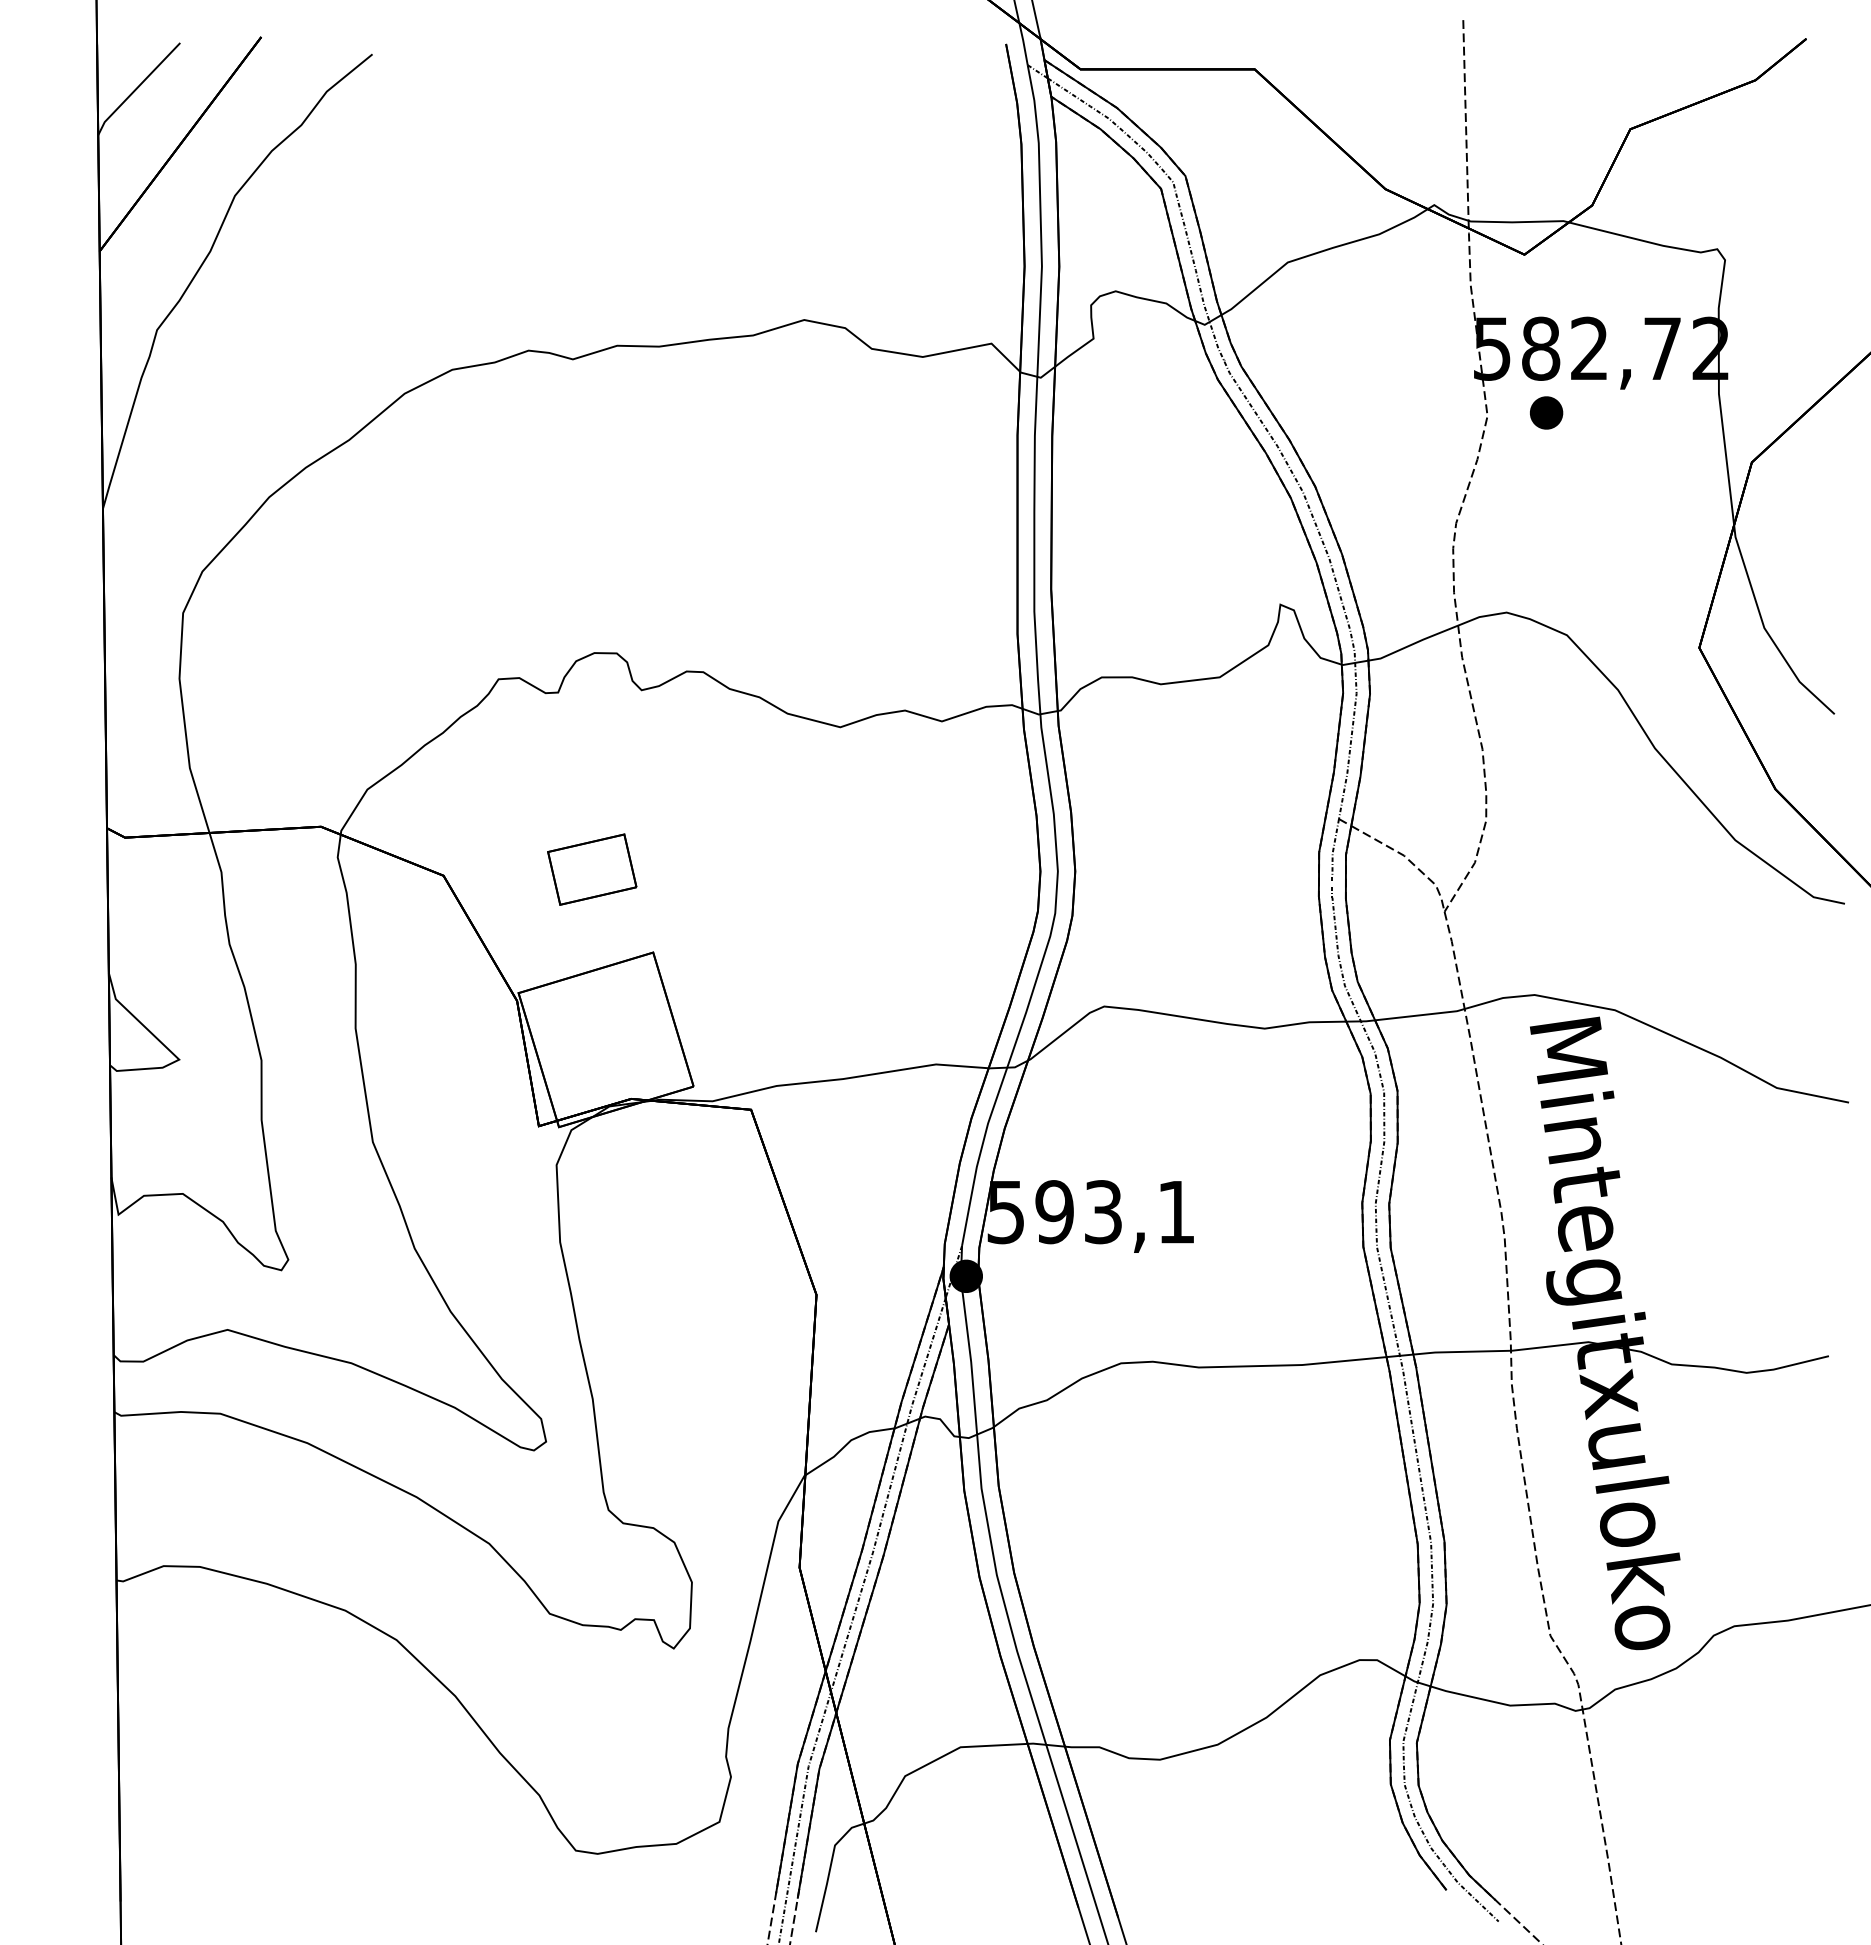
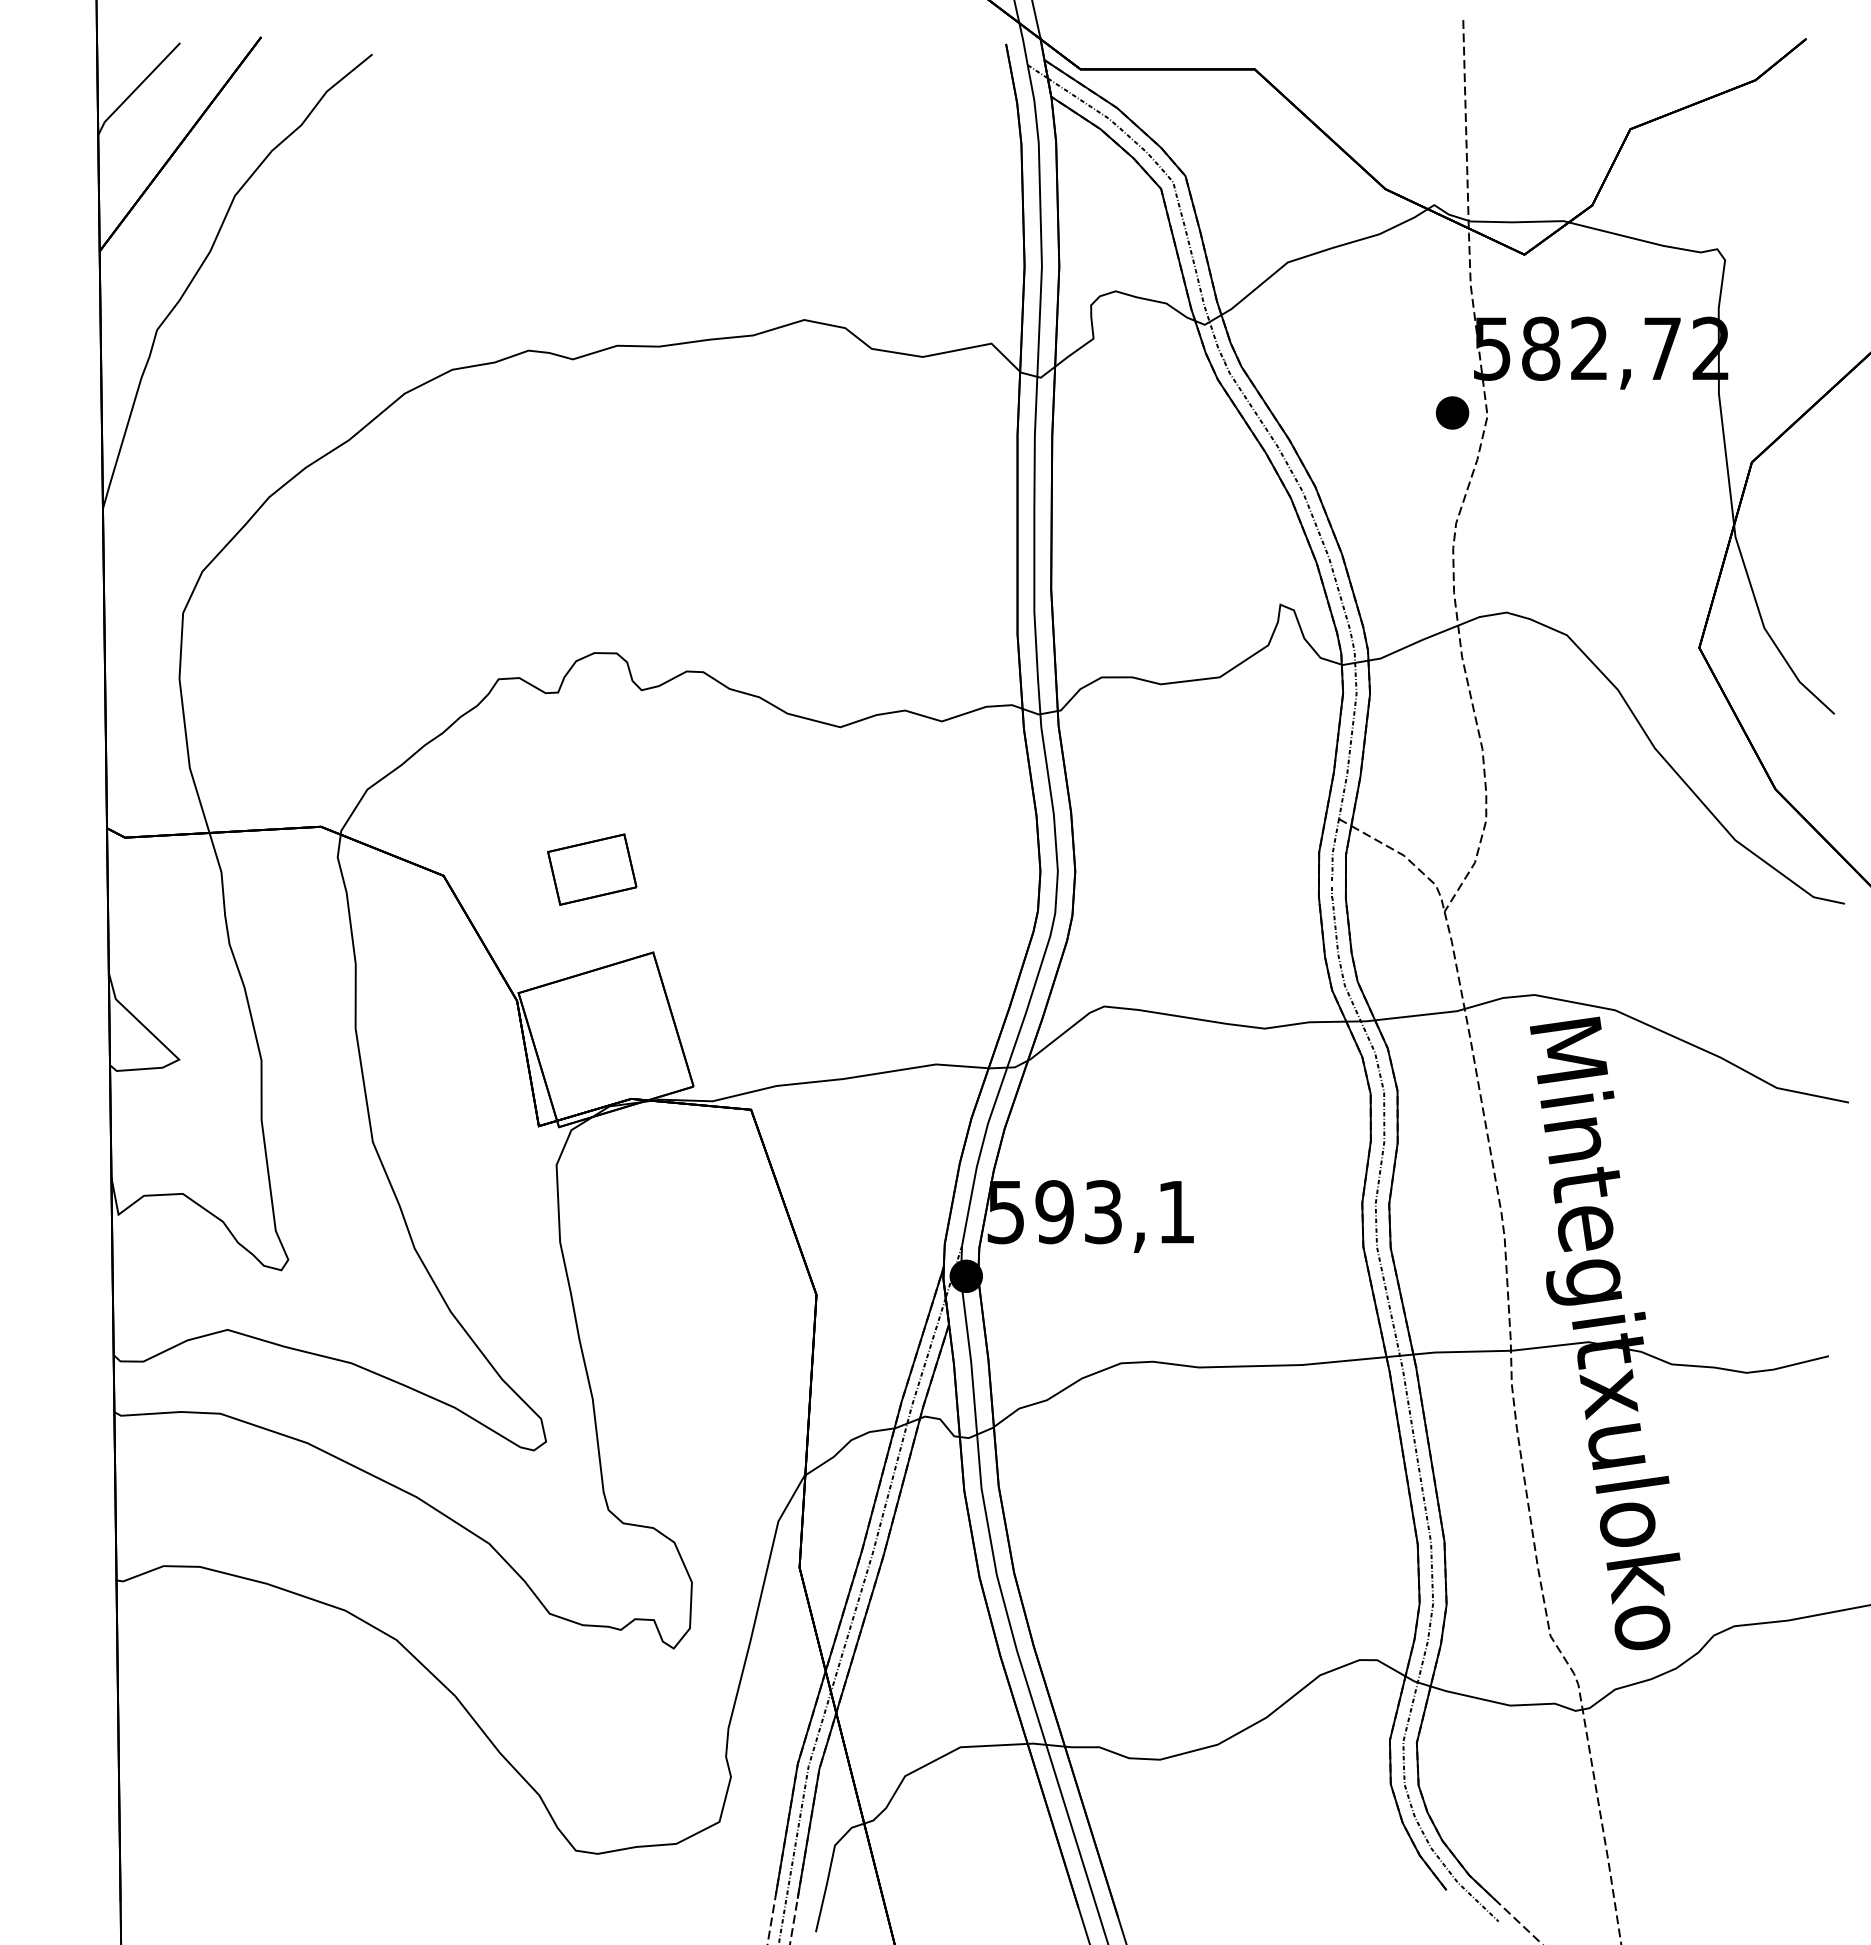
part position: (1546, 412) -> (1452, 412) (1452, 412)
